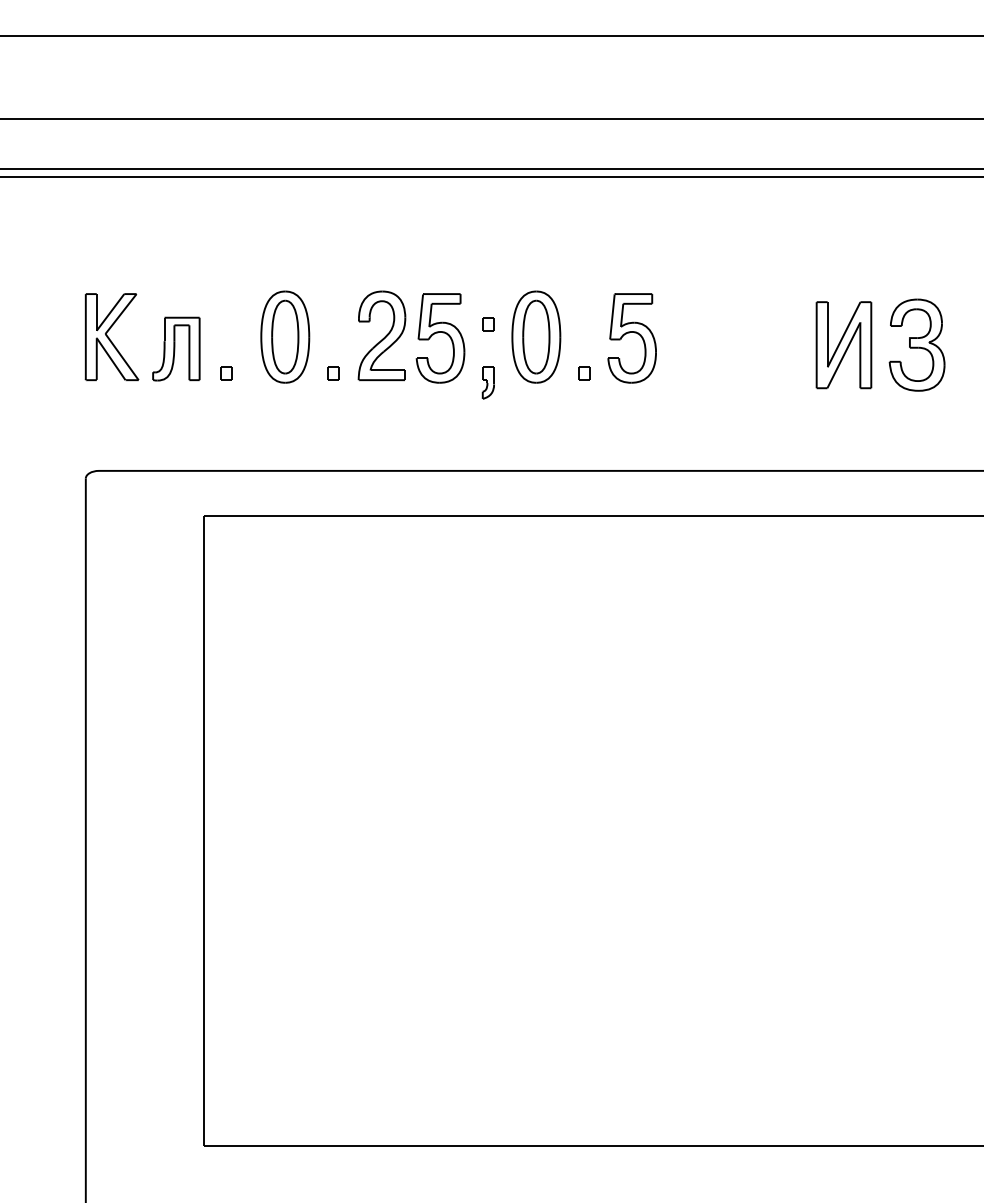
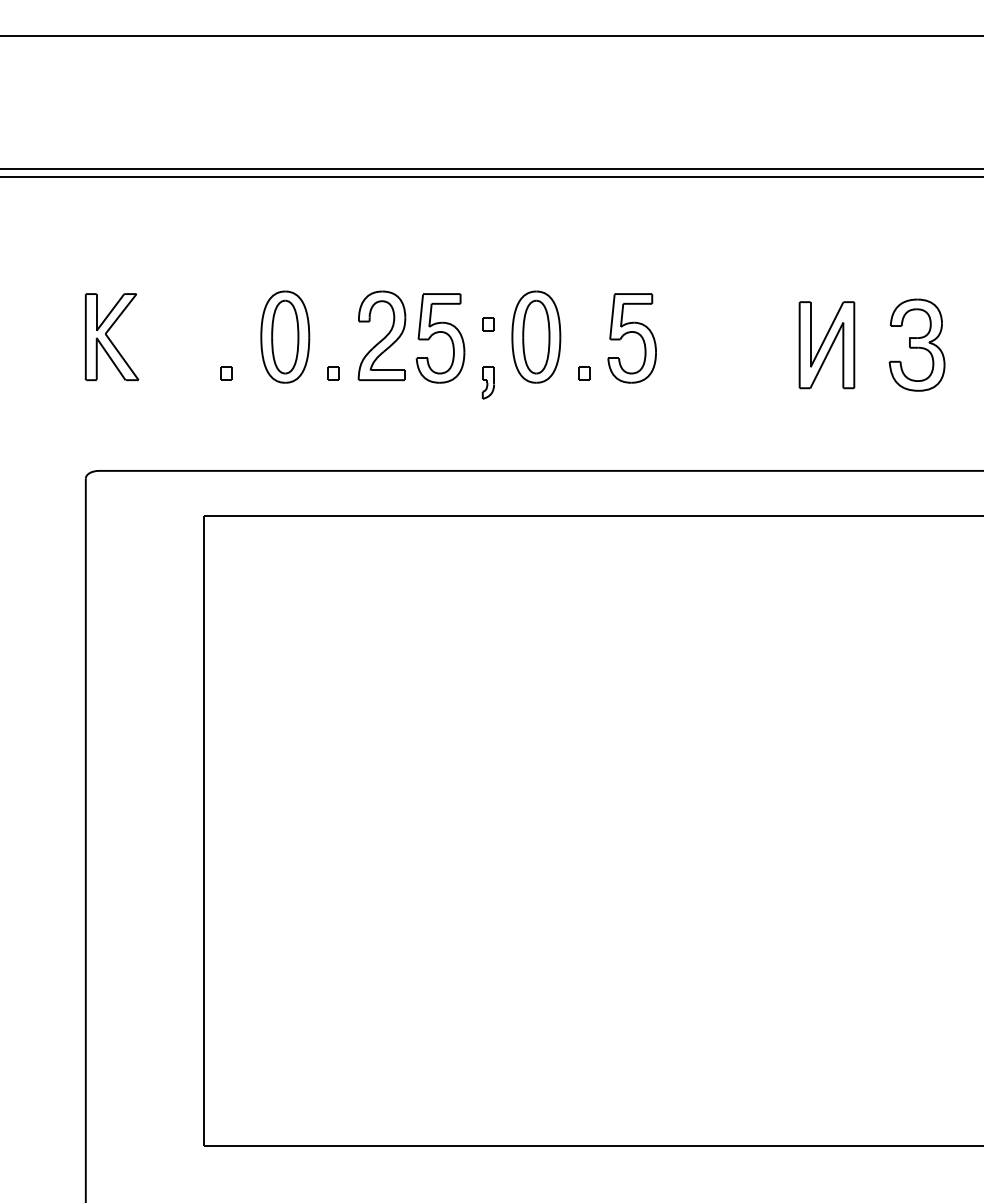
line: present -> none (491, 119)
part position: (843, 345) -> (826, 345) (826, 345)
part: present -> none (176, 348)
